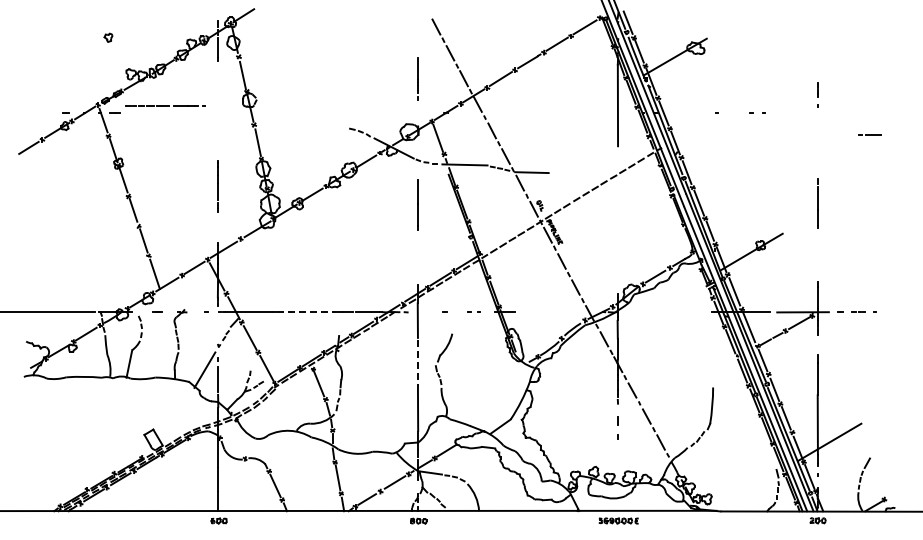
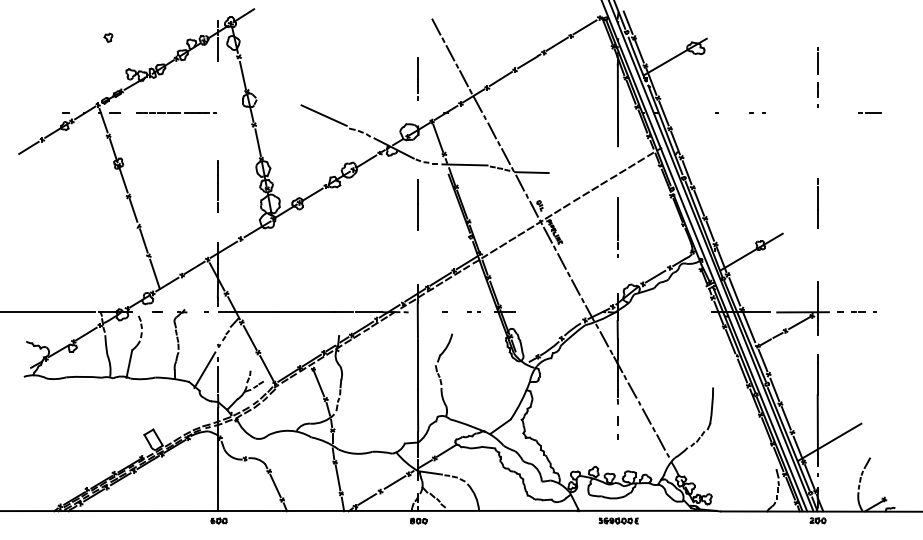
line: none -> present (817, 60)
line position: (165, 105) -> (176, 112) (176, 112)
line: none -> present (323, 115)
line position: (869, 134) -> (869, 112) (869, 112)
line: none -> present (617, 227)
line: dashed -> solid (305, 312)
line: dashed -> solid (417, 364)
